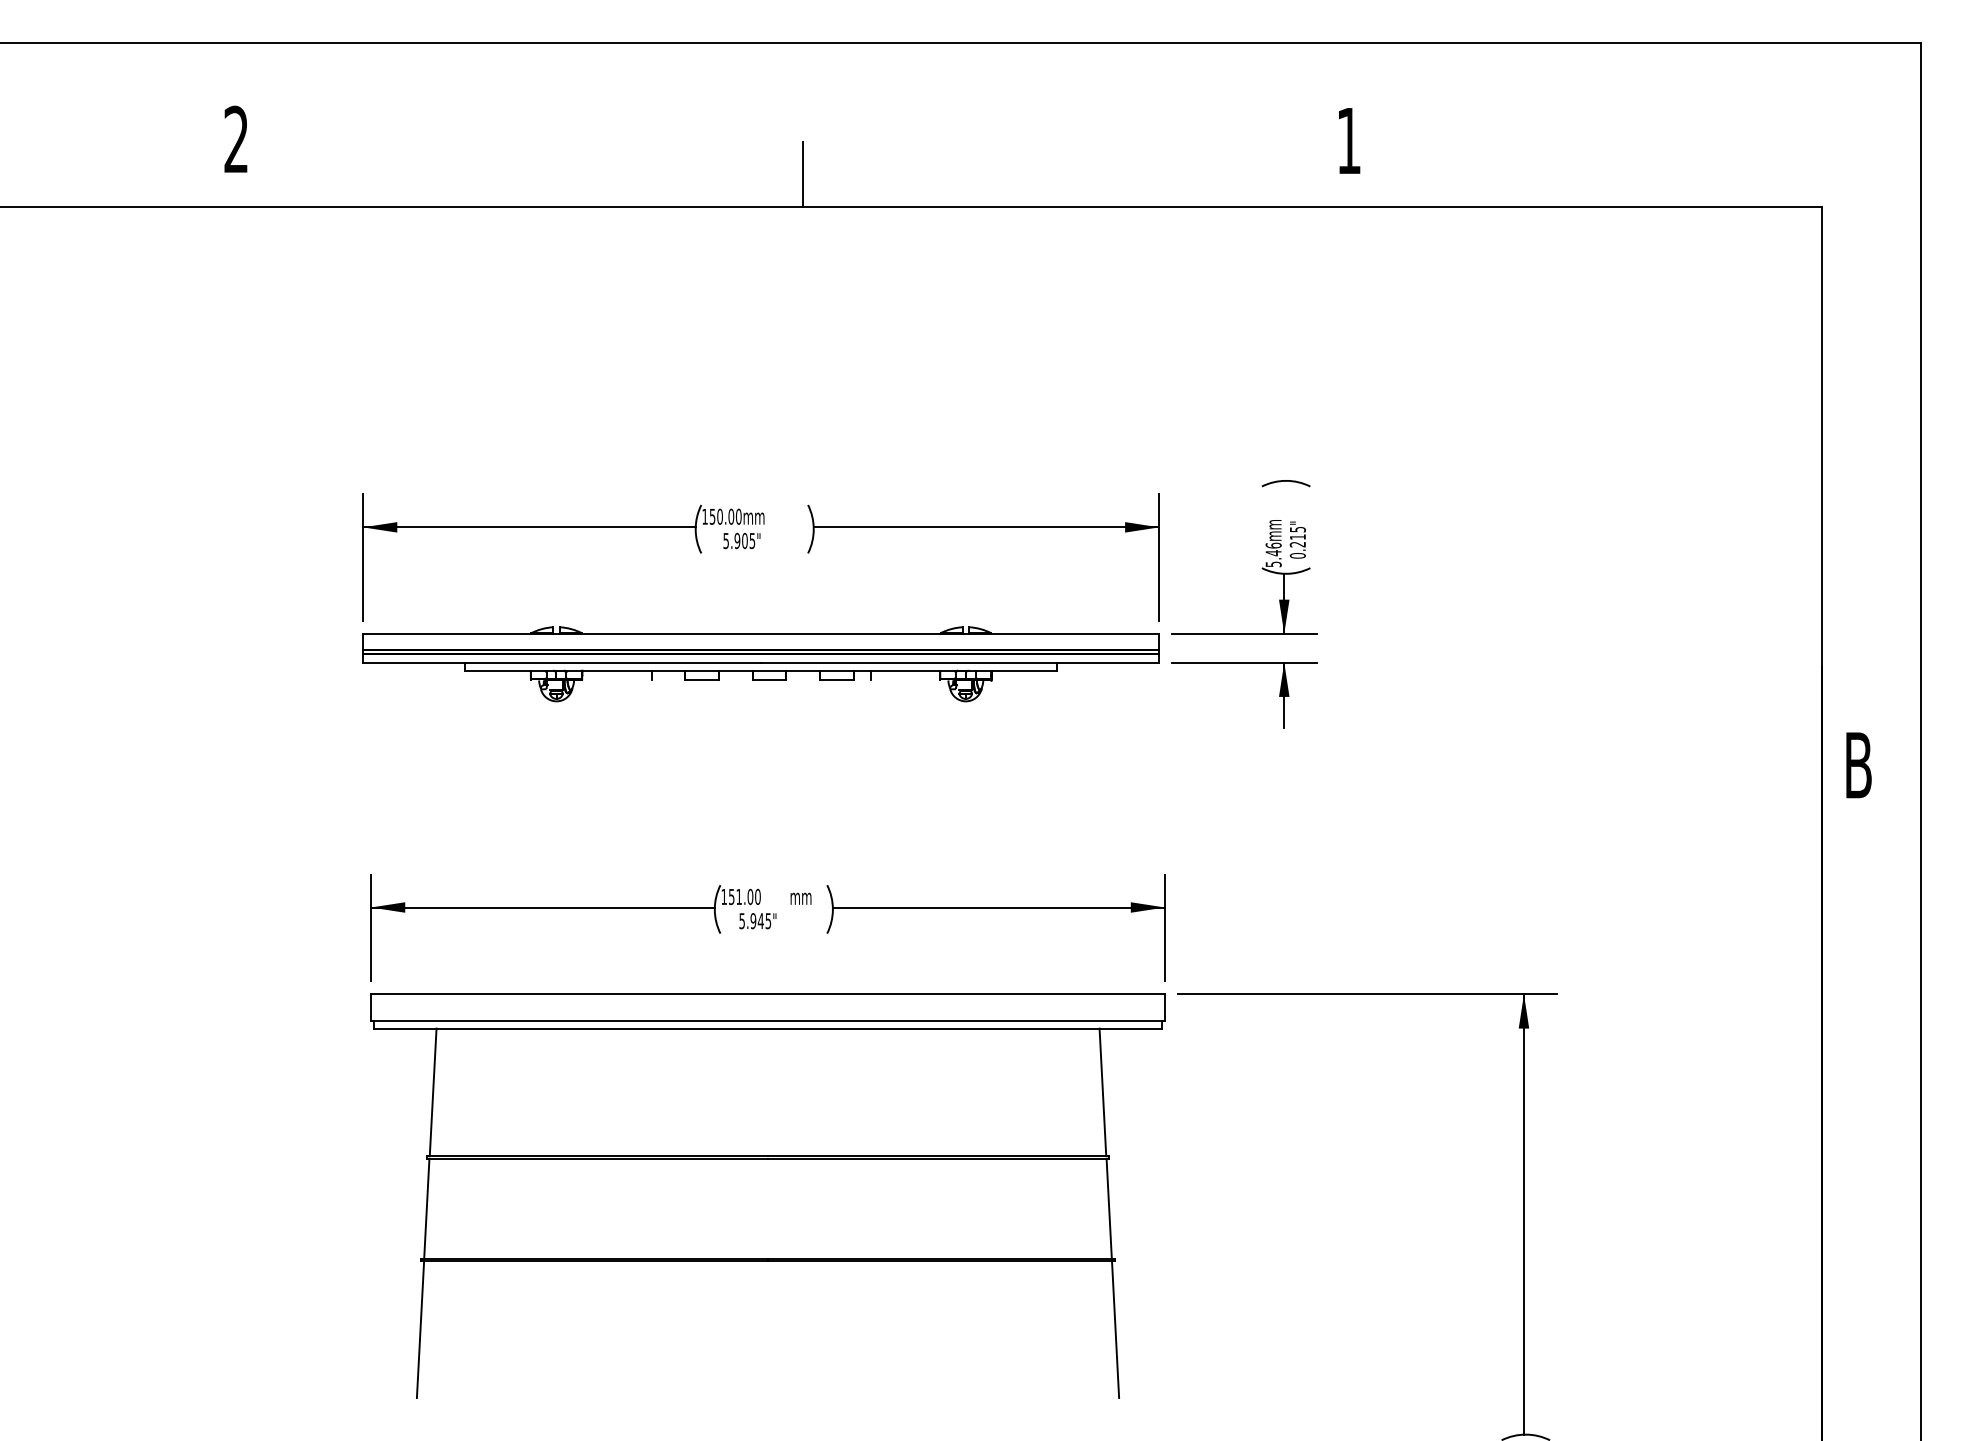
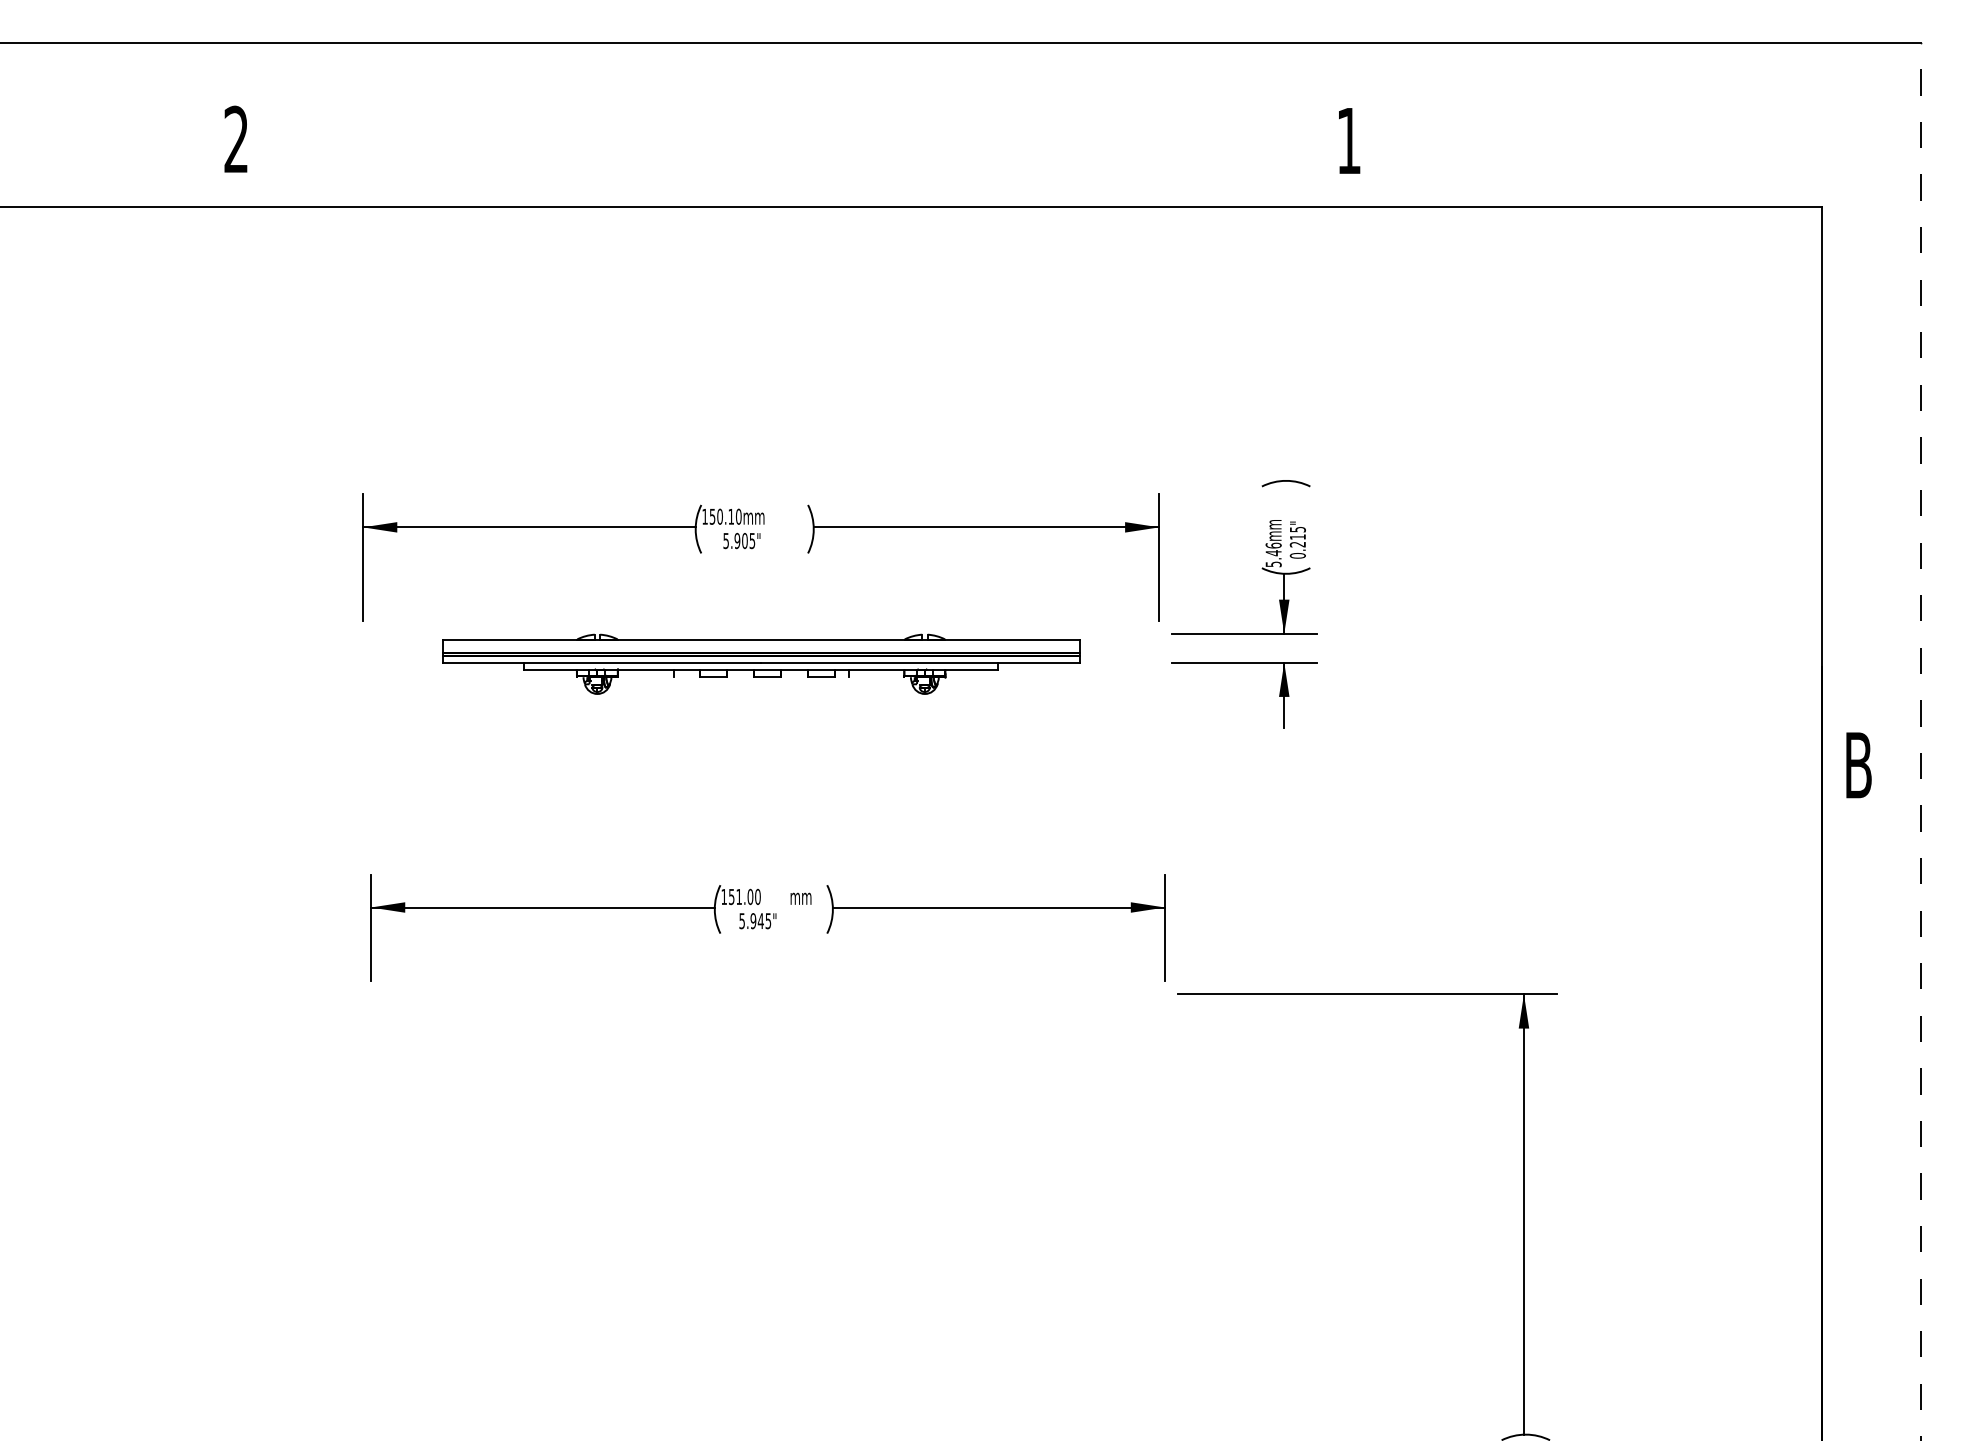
line: present -> none (803, 174)
text: 150.00mm -> 150.10mm (731, 516)
part size: 798x77 px -> 639x62 px (761, 663)
line: solid -> dashed (1920, 741)
part: present -> none (767, 1195)
